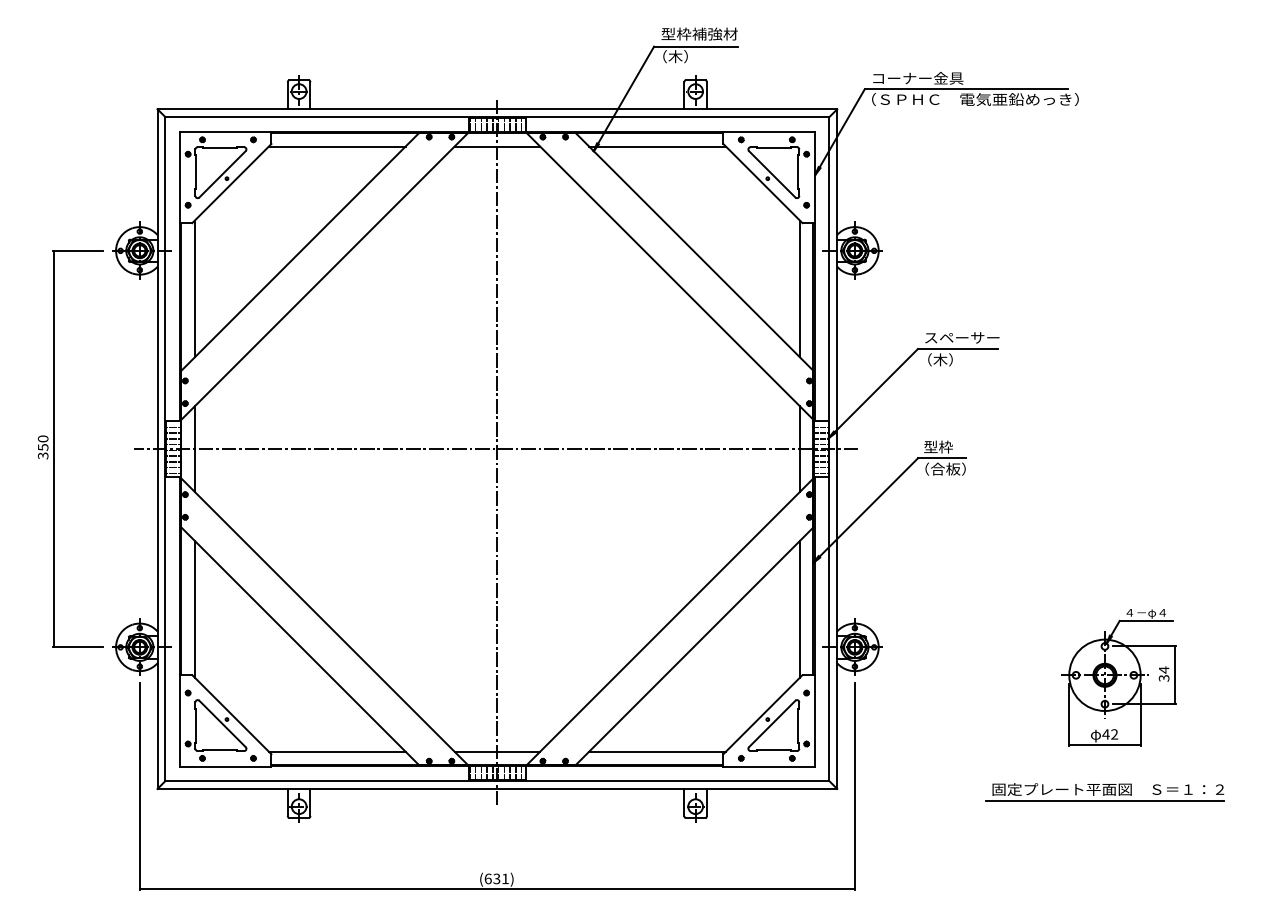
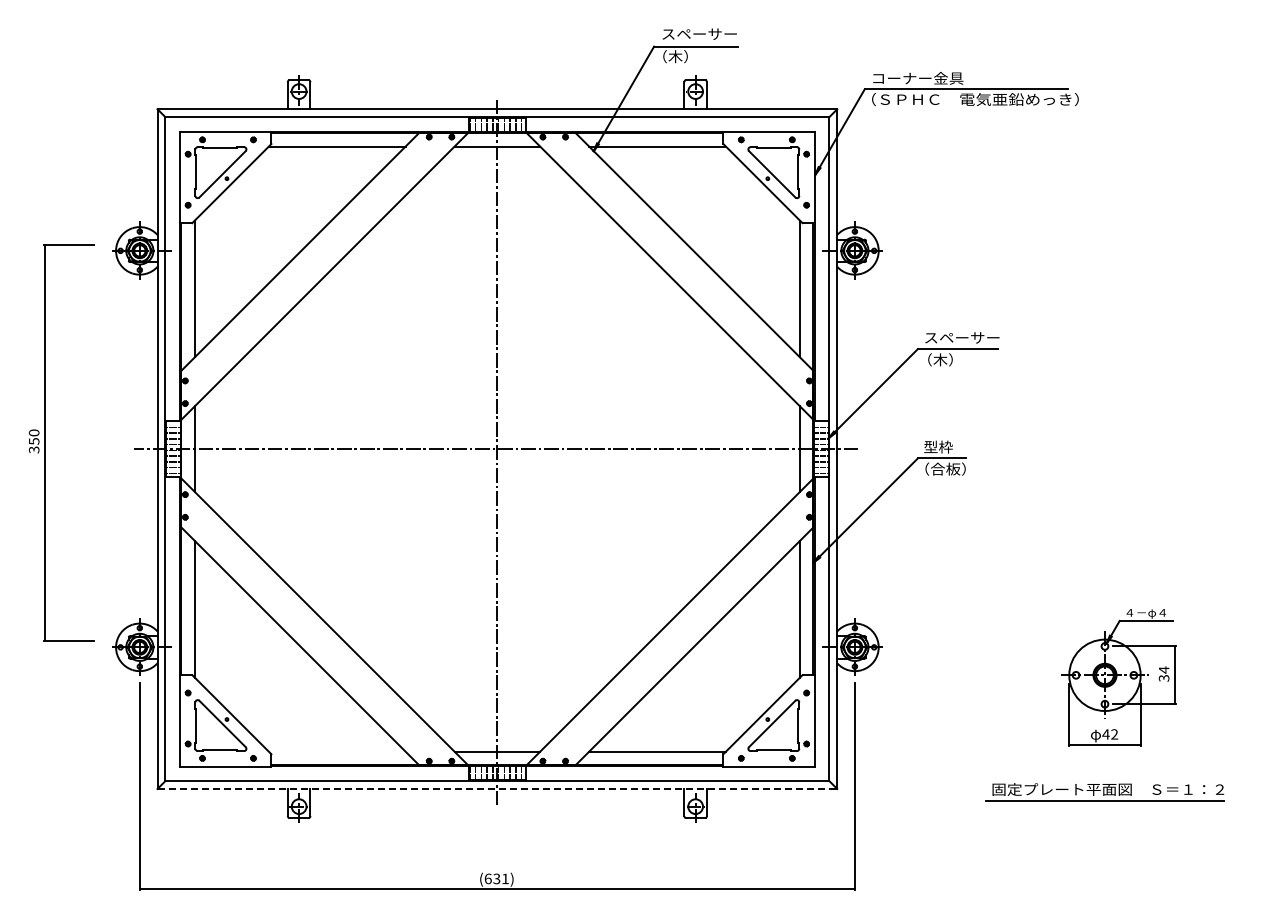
text: 型枠補強材 -> スペーサー (699, 33)
part position: (54, 448) -> (45, 442) (45, 442)
line: present -> none (336, 751)
line: solid -> dashed (497, 789)
